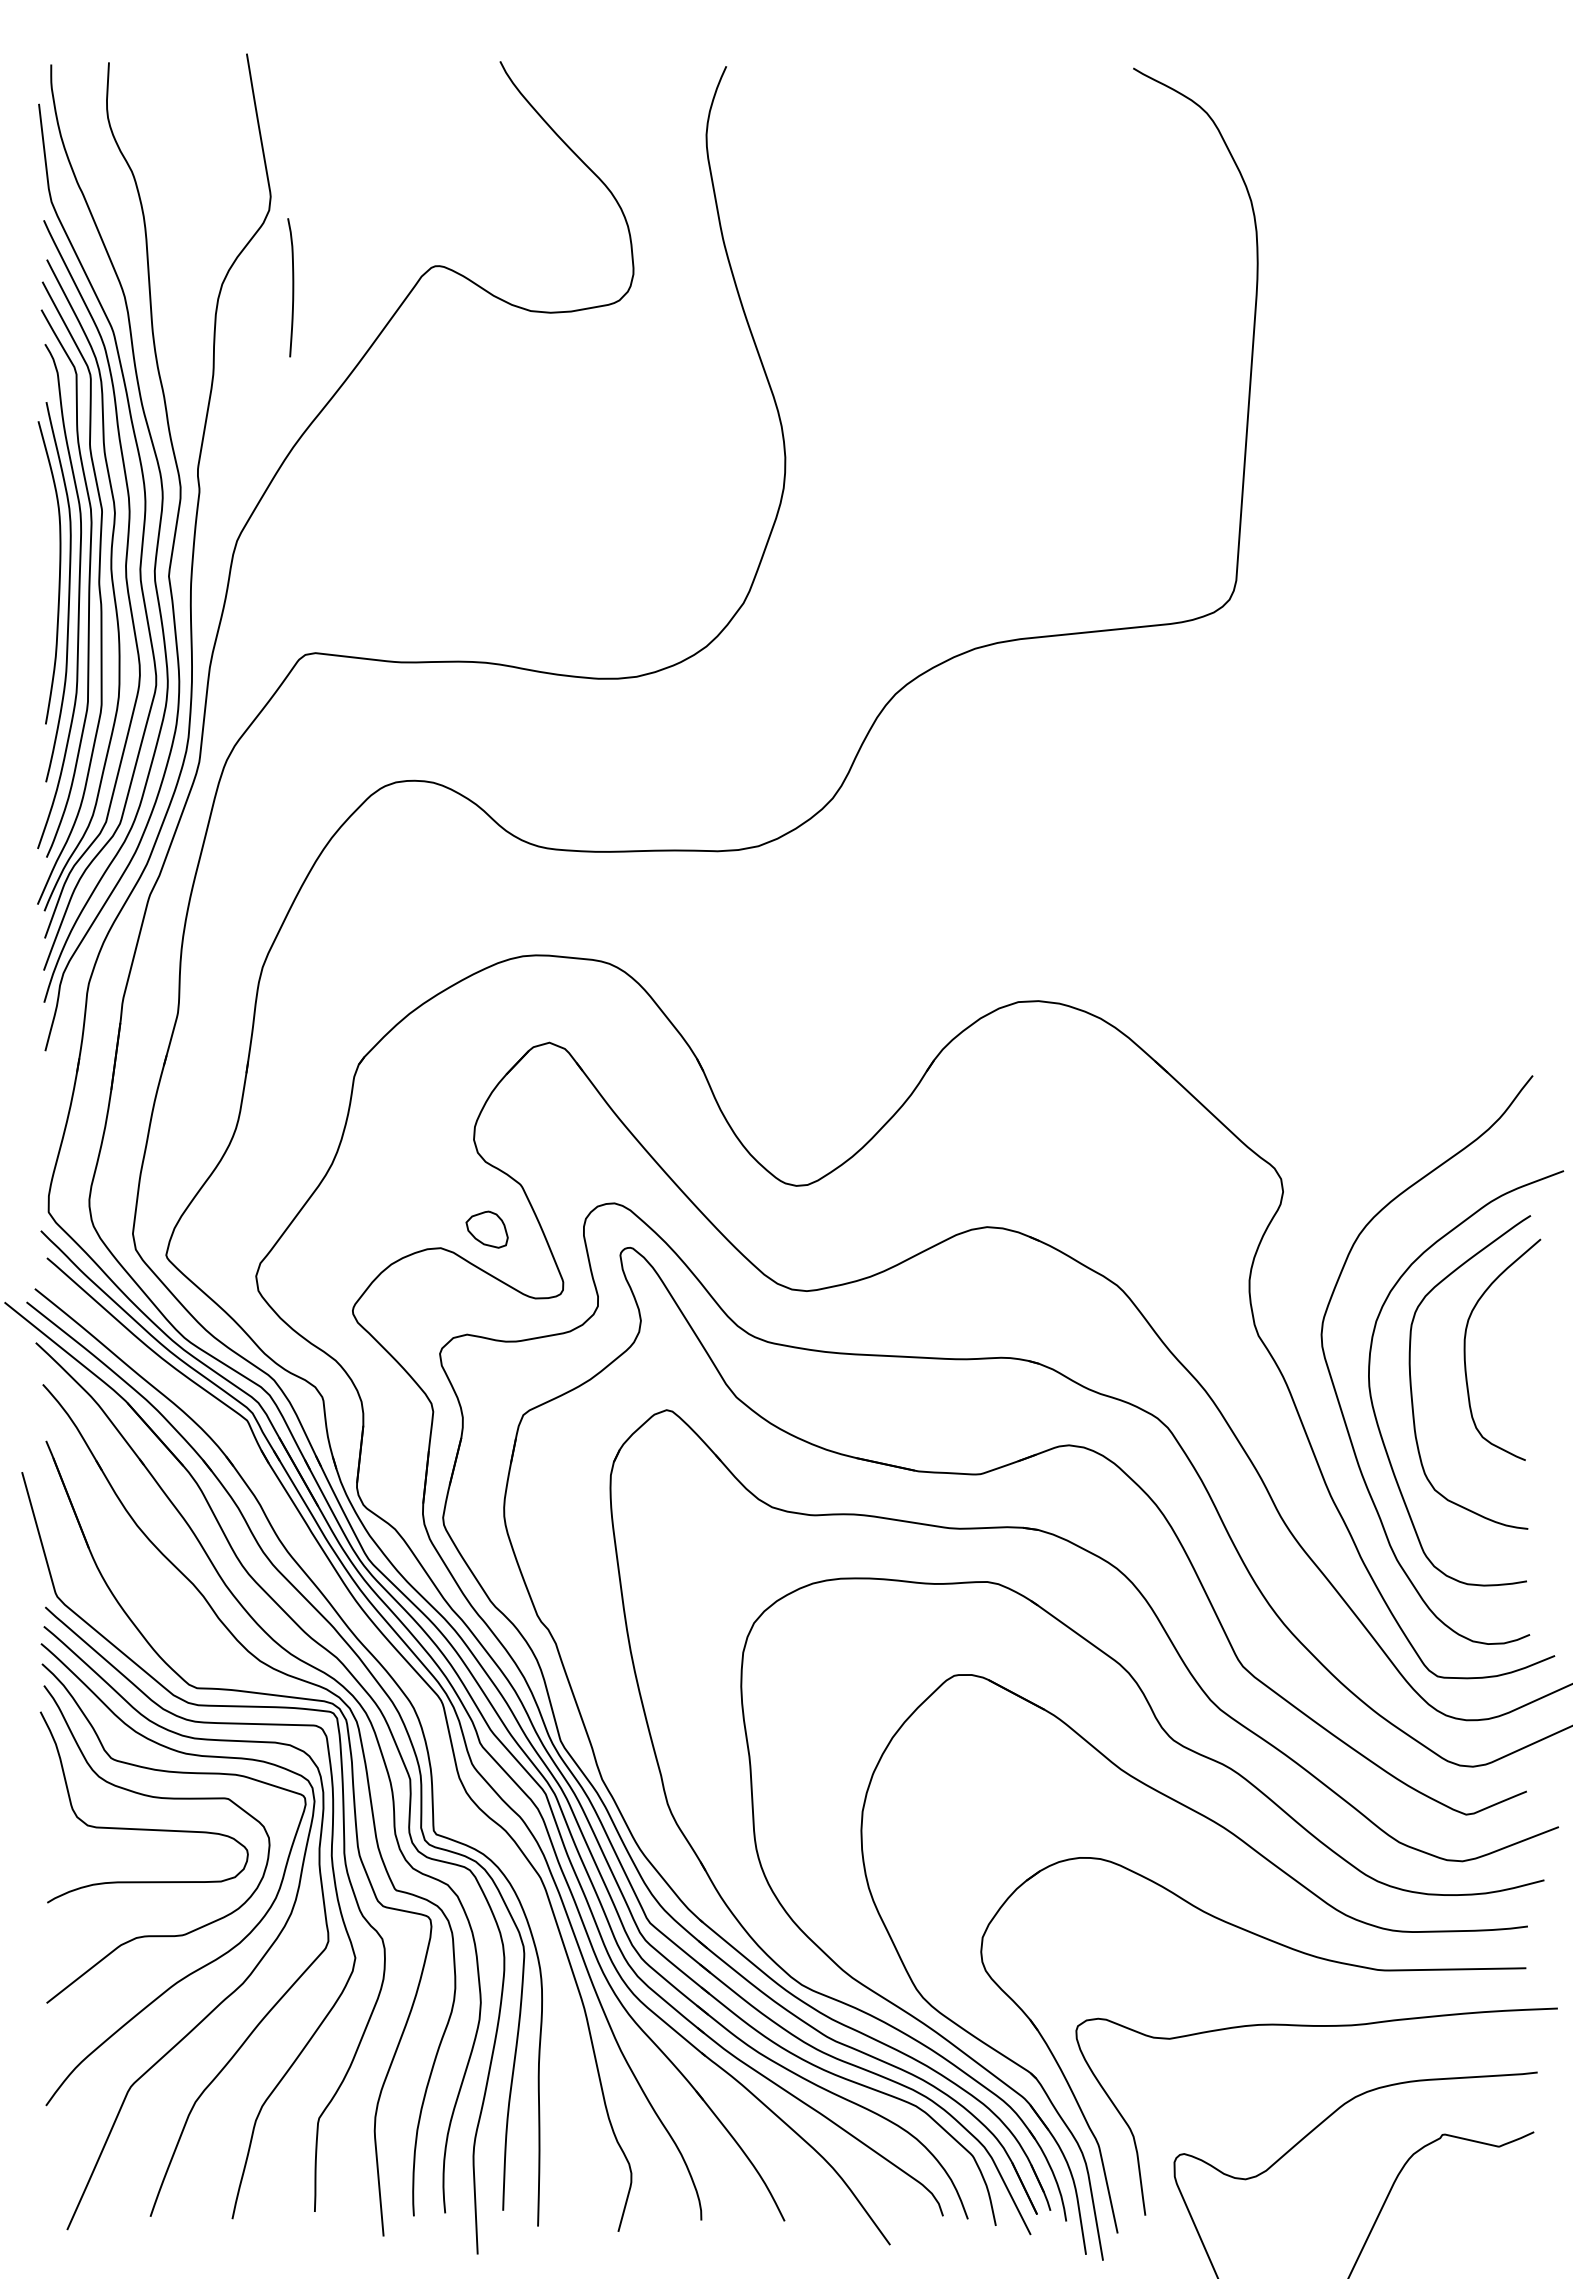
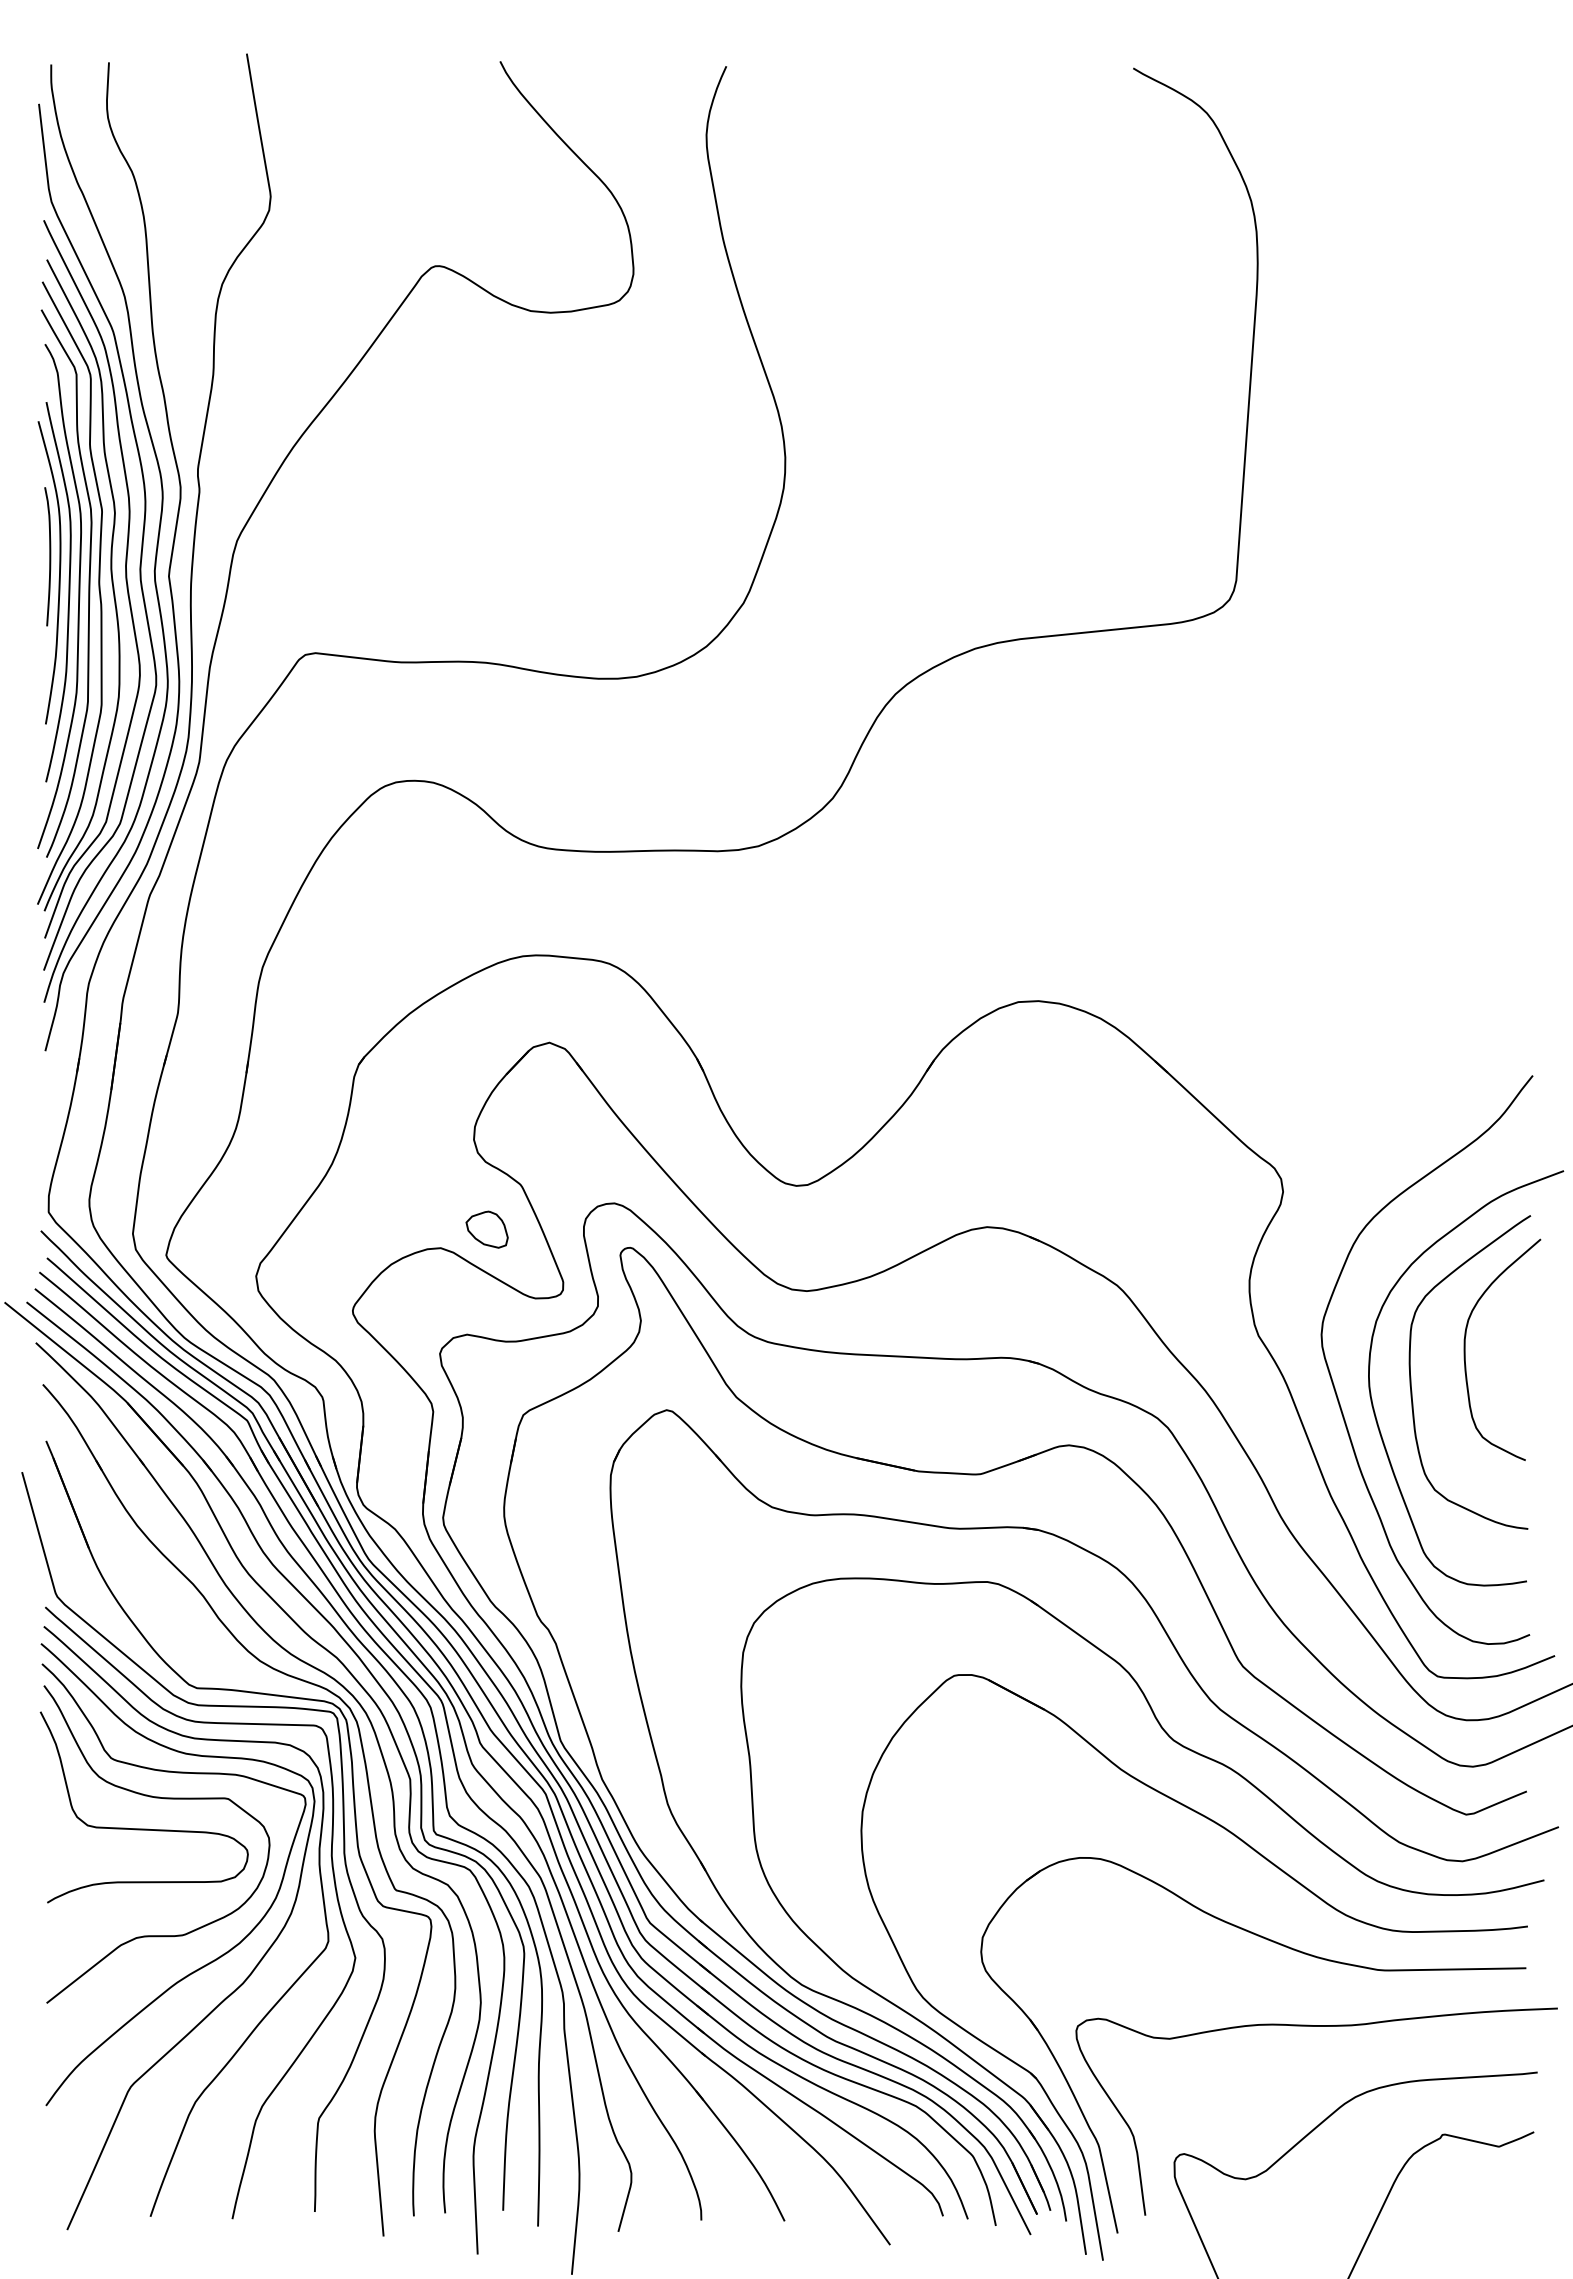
curve position: (292, 287) -> (49, 556) (49, 556)
part: none -> present (437, 1745)
